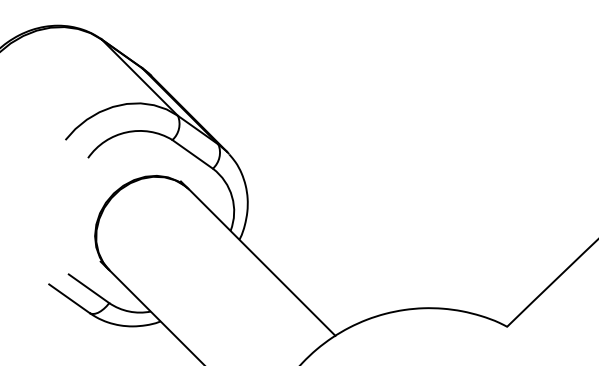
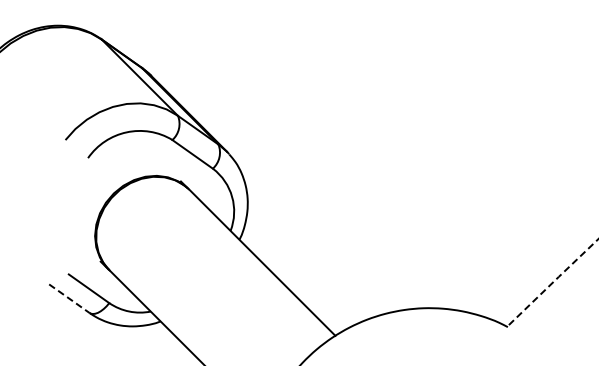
arc: solid -> dashed (552, 283)
line: solid -> dashed (69, 298)
